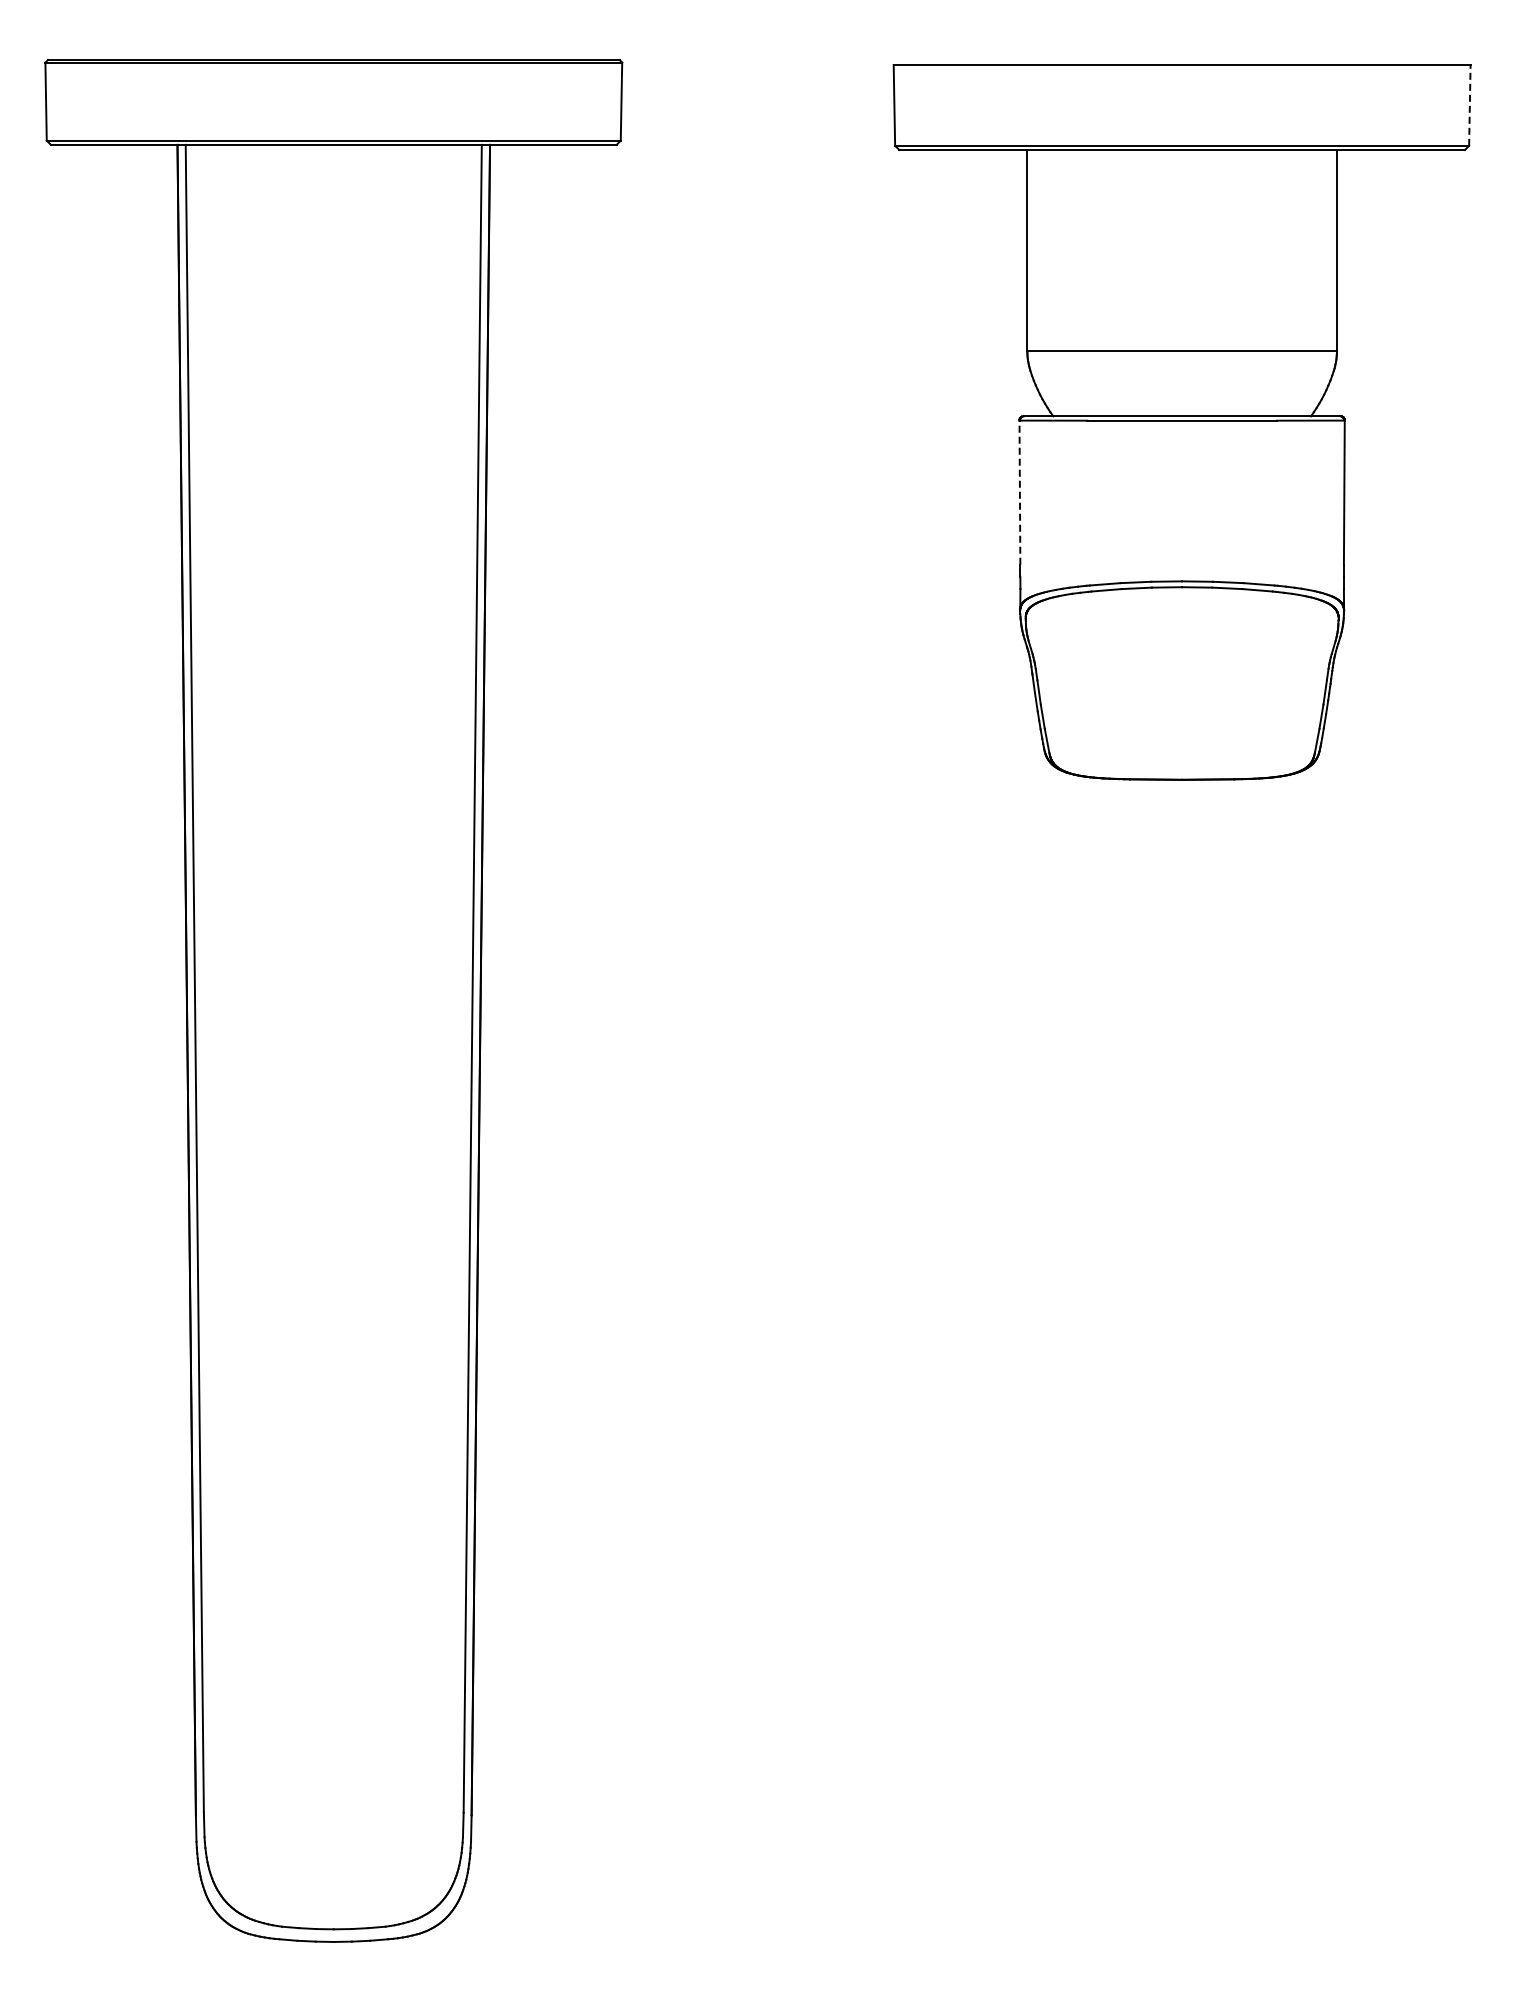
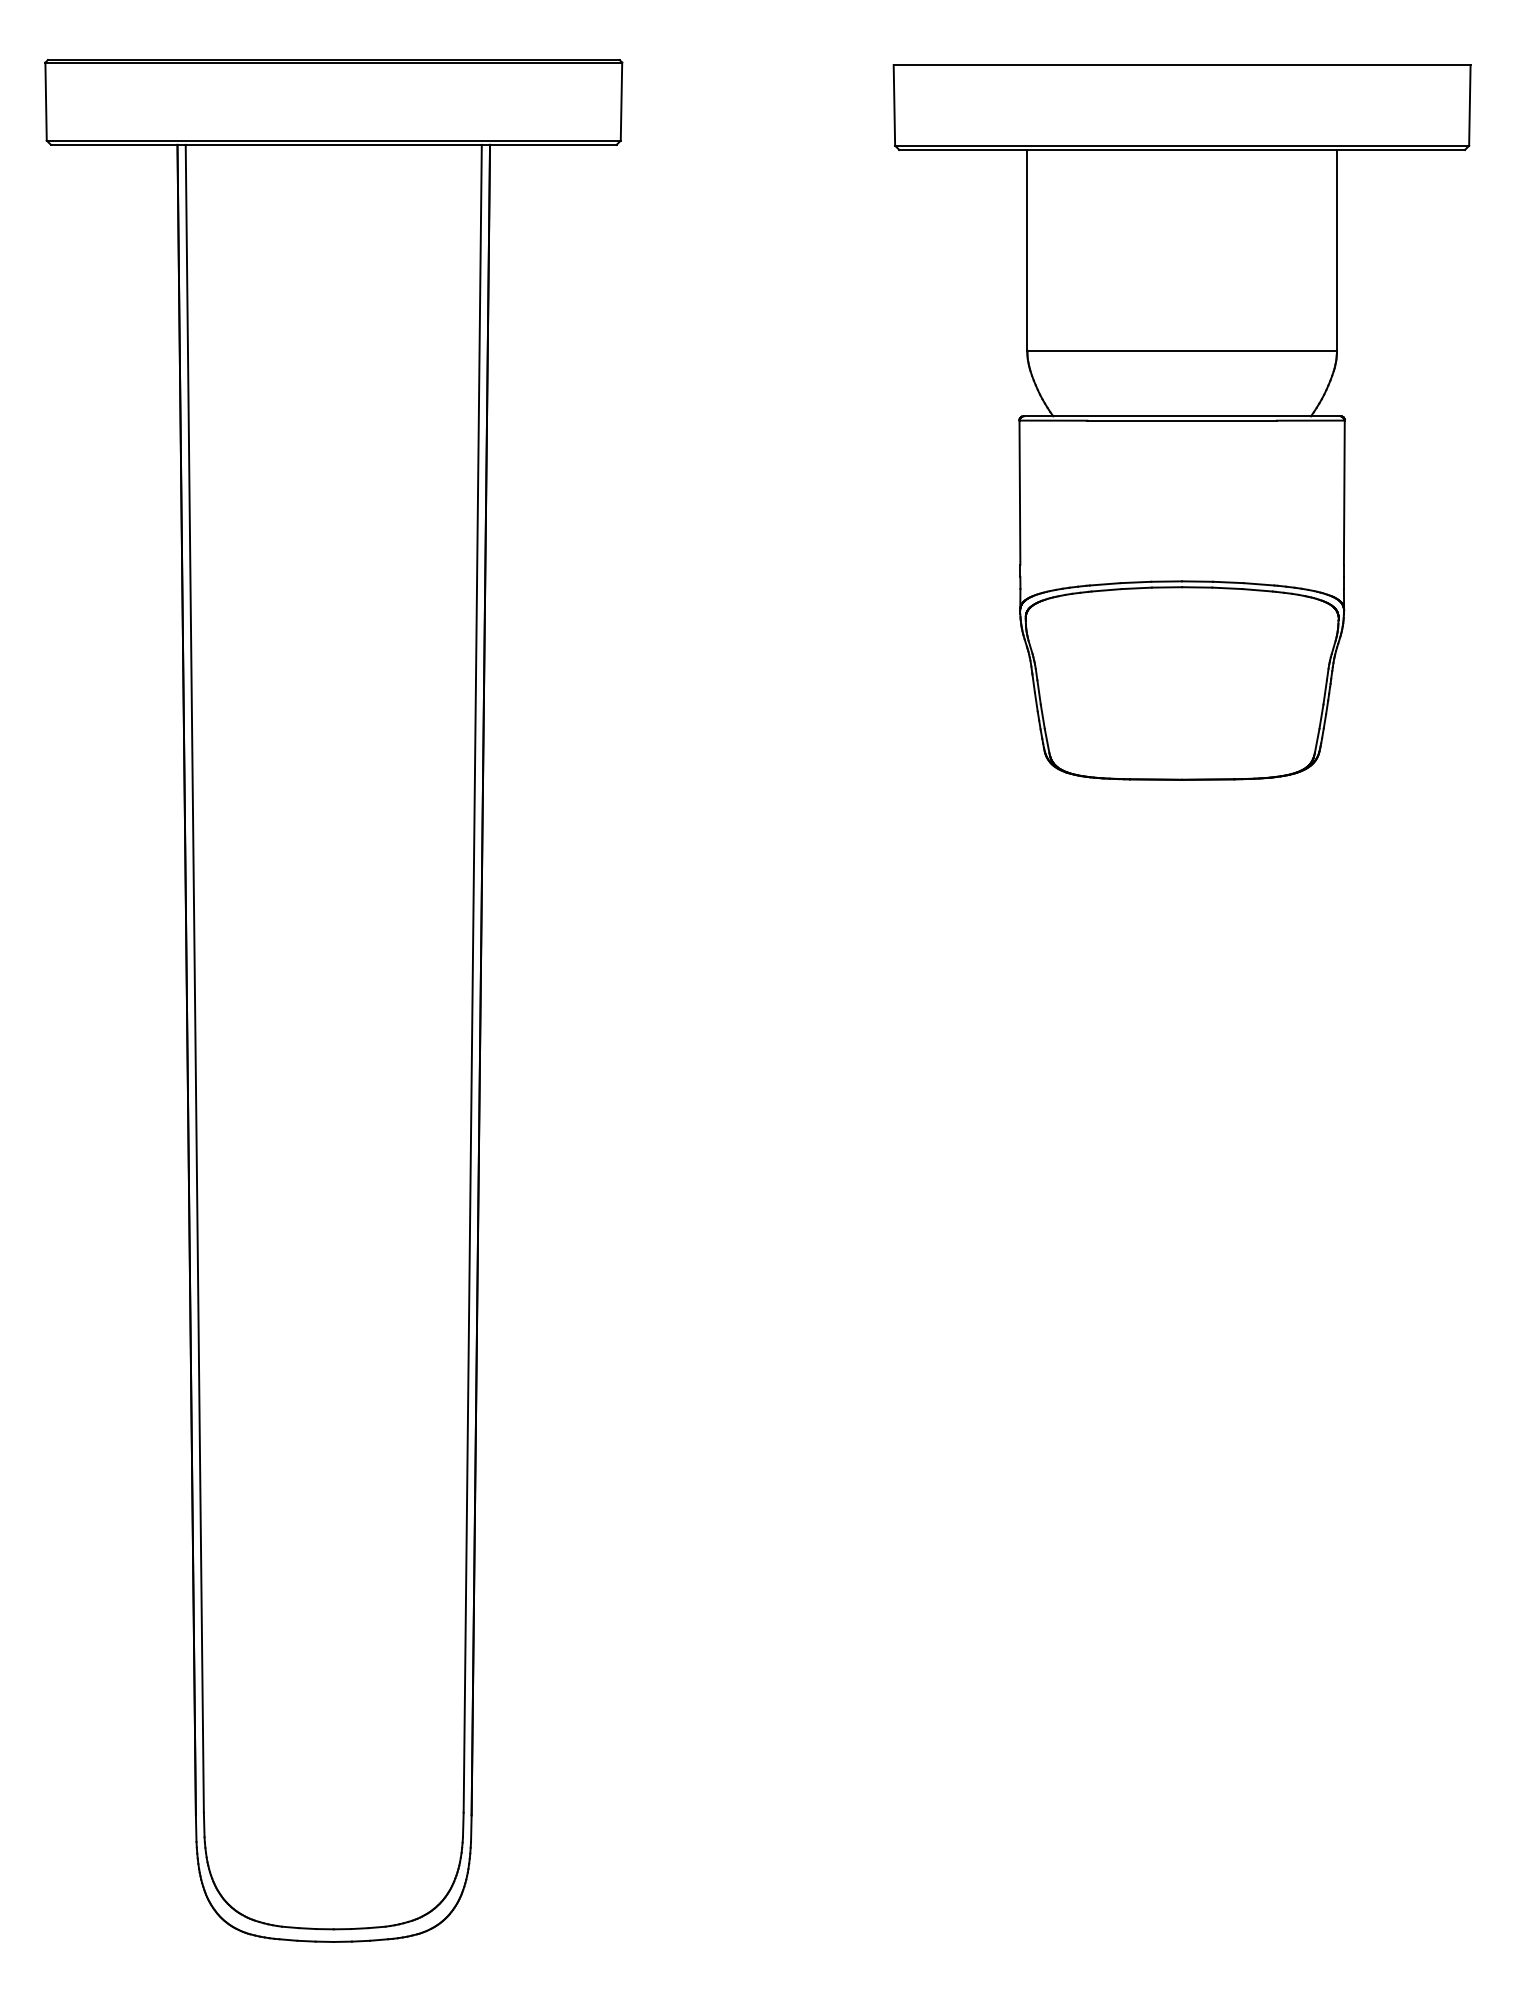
line: dashed -> solid (1469, 104)
line: dashed -> solid (1019, 492)
